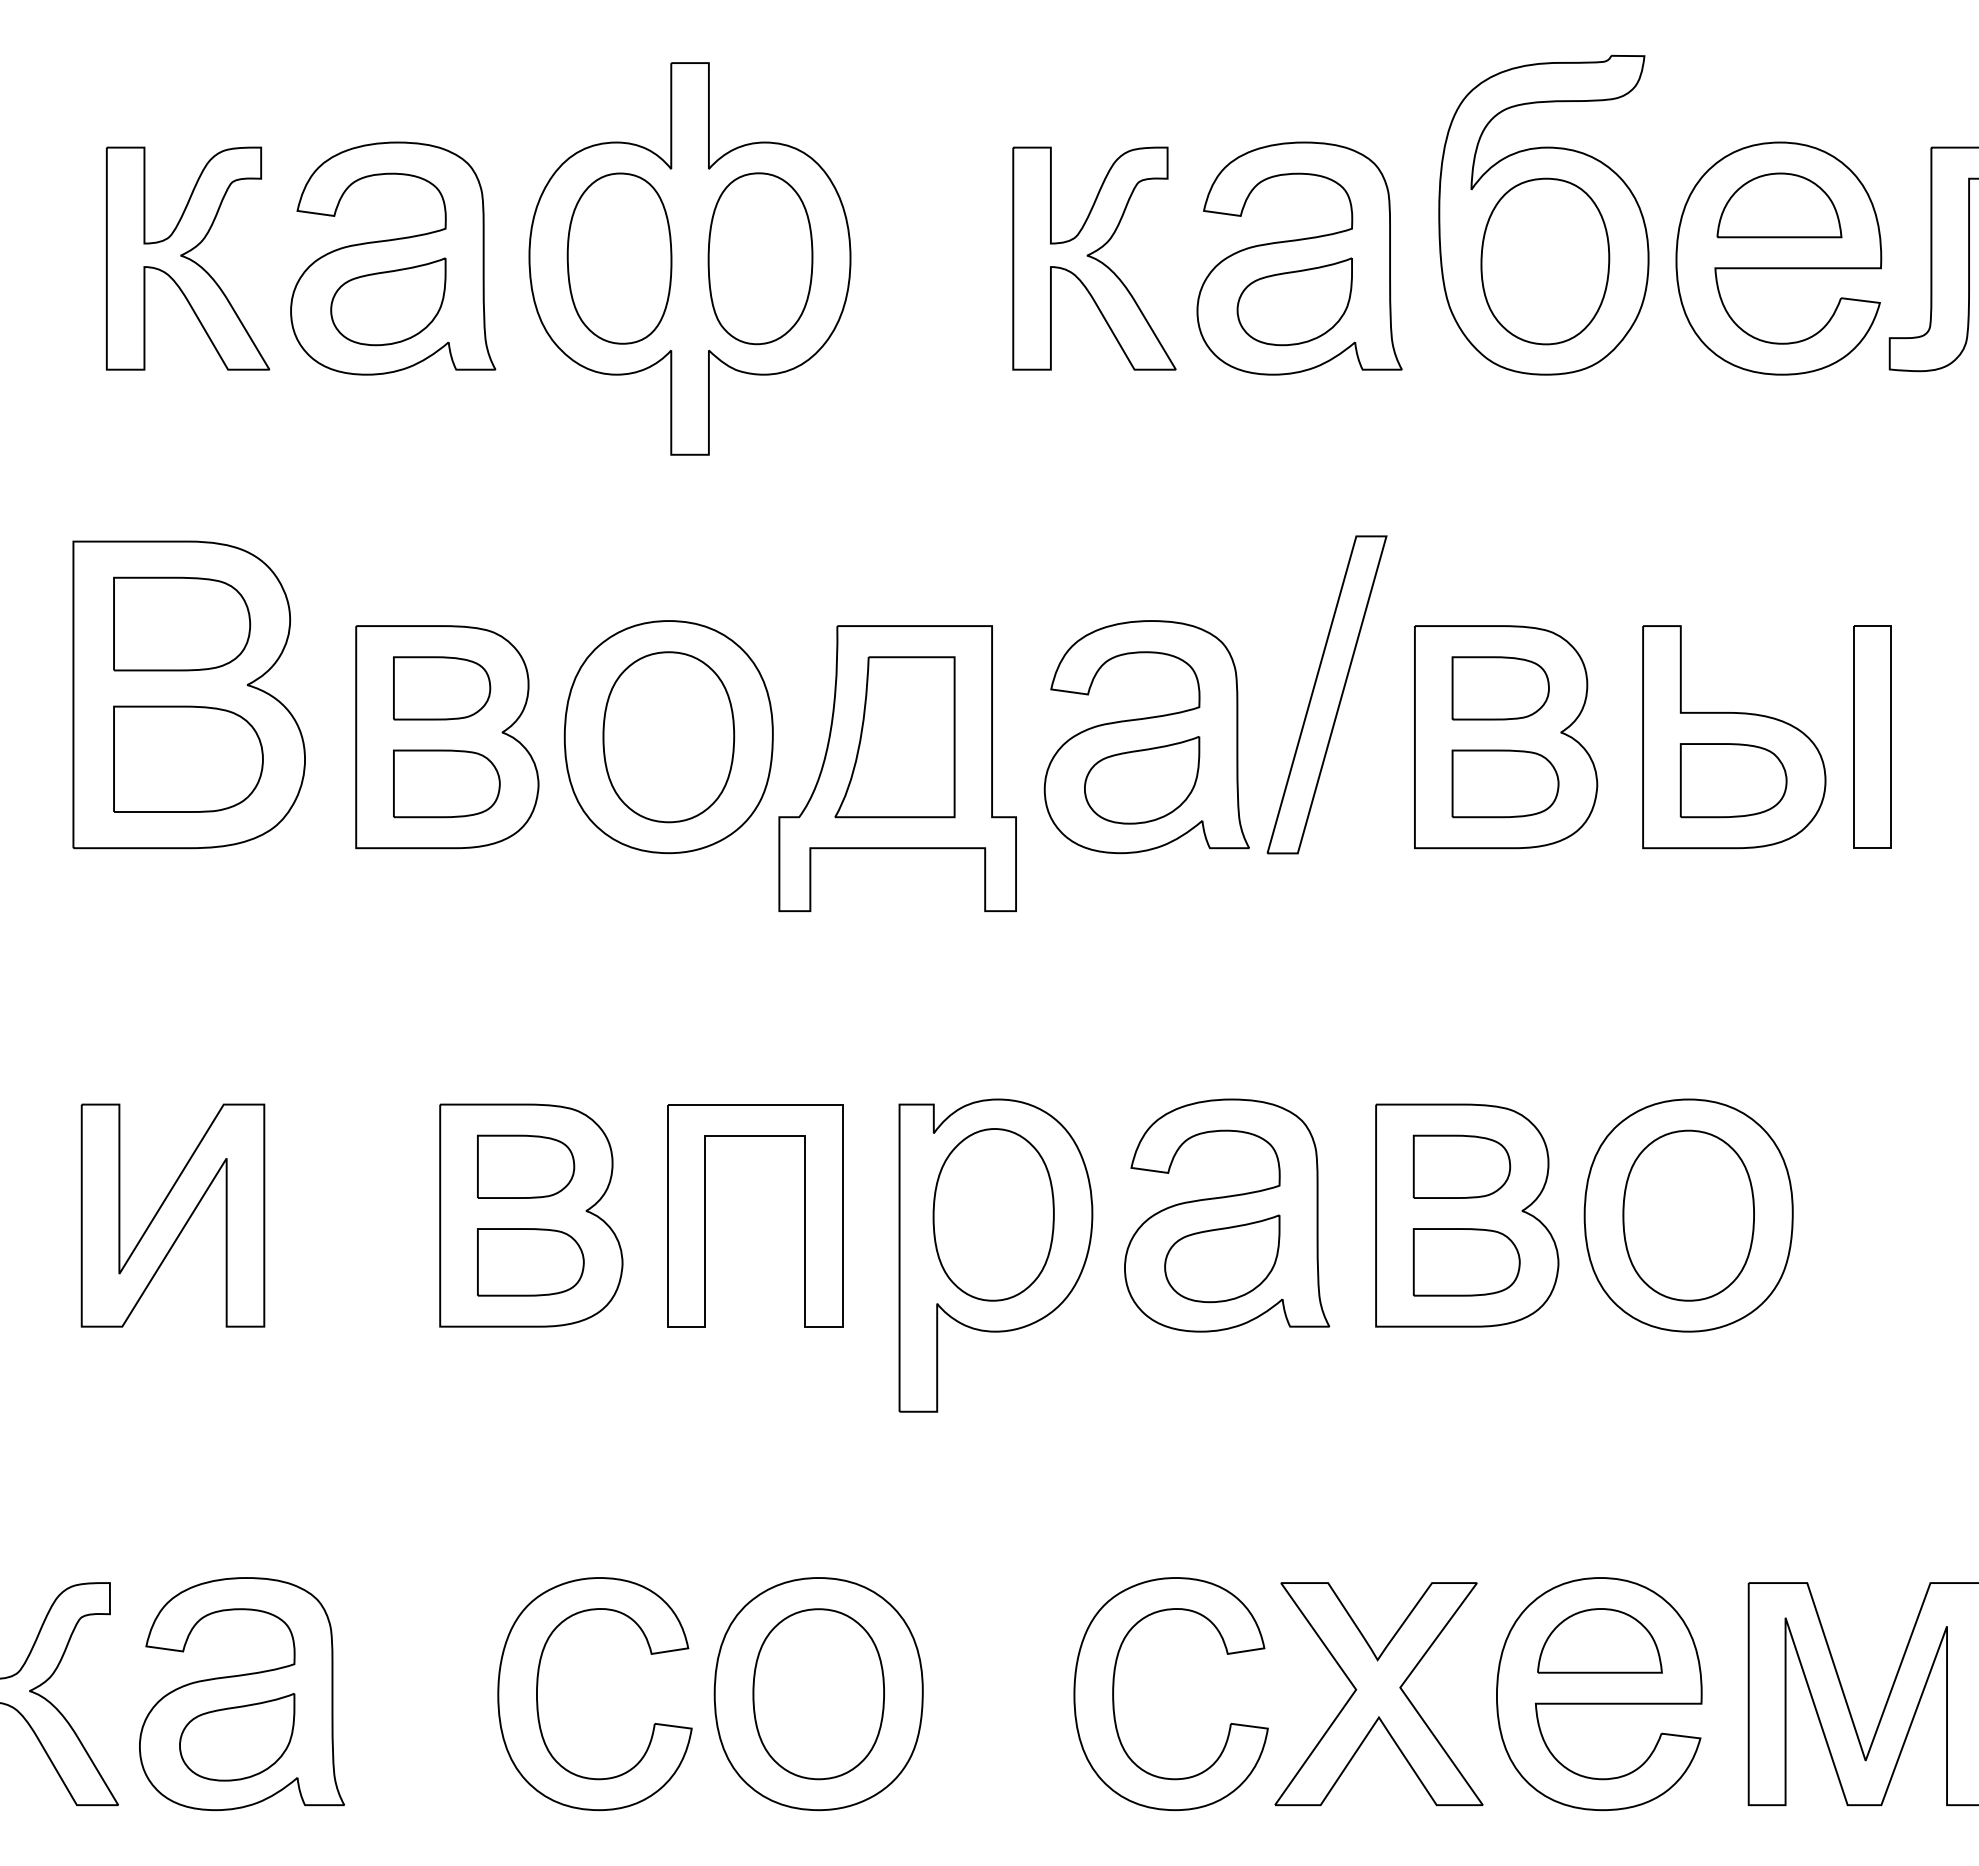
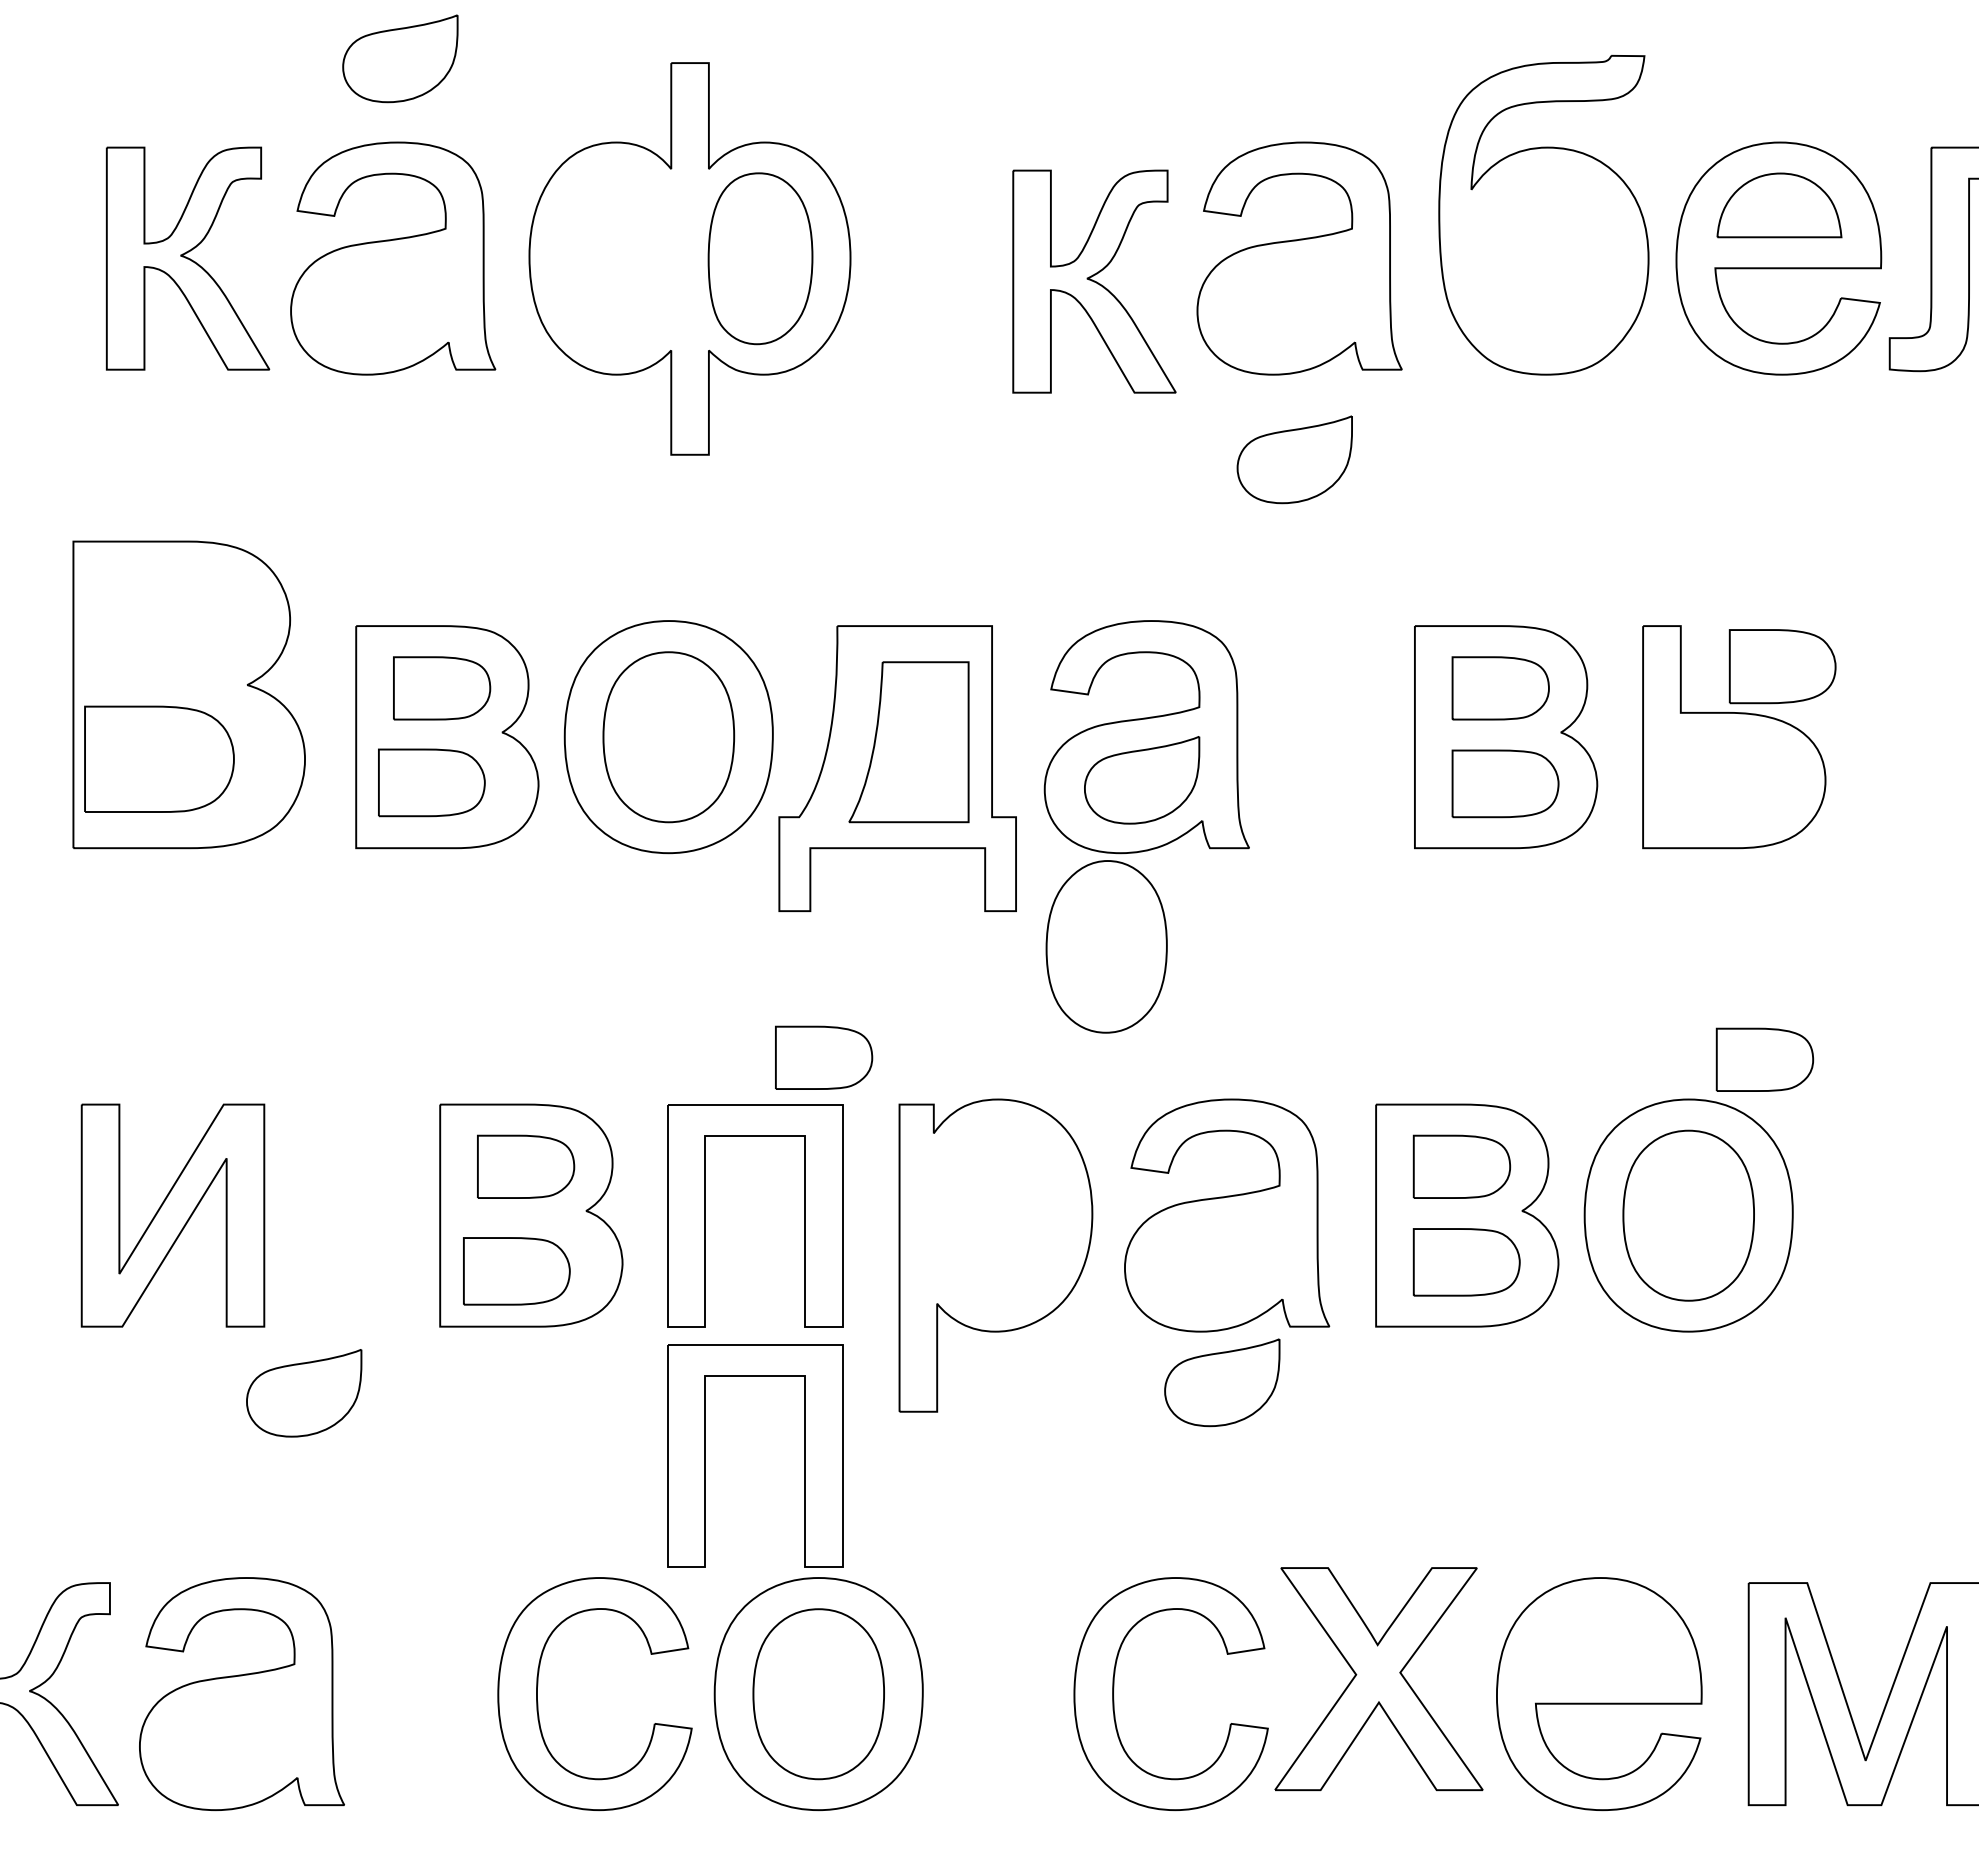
part: present -> none (619, 258)
part position: (1094, 258) -> (1094, 281) (1094, 281)
part: present -> none (1545, 261)
part position: (388, 301) -> (400, 58) (400, 58)
part position: (1294, 301) -> (1294, 459) (1294, 459)
part: present -> none (182, 623)
part: present -> none (1326, 694)
part: present -> none (1872, 736)
part position: (894, 737) -> (908, 742) (908, 742)
part position: (188, 758) -> (159, 758) (159, 758)
part position: (1733, 780) -> (1782, 666) (1782, 666)
part position: (446, 783) -> (431, 782) (431, 782)
part: none -> present (824, 1057)
part: none -> present (1764, 1059)
part position: (993, 1214) -> (1106, 946) (1106, 946)
part position: (1222, 1258) -> (1222, 1382) (1222, 1382)
part position: (530, 1262) -> (516, 1271) (516, 1271)
part: none -> present (804, 1455)
part: present -> none (1599, 1640)
part position: (1378, 1694) -> (1378, 1679) (1378, 1679)
part position: (237, 1737) -> (304, 1393) (304, 1393)
